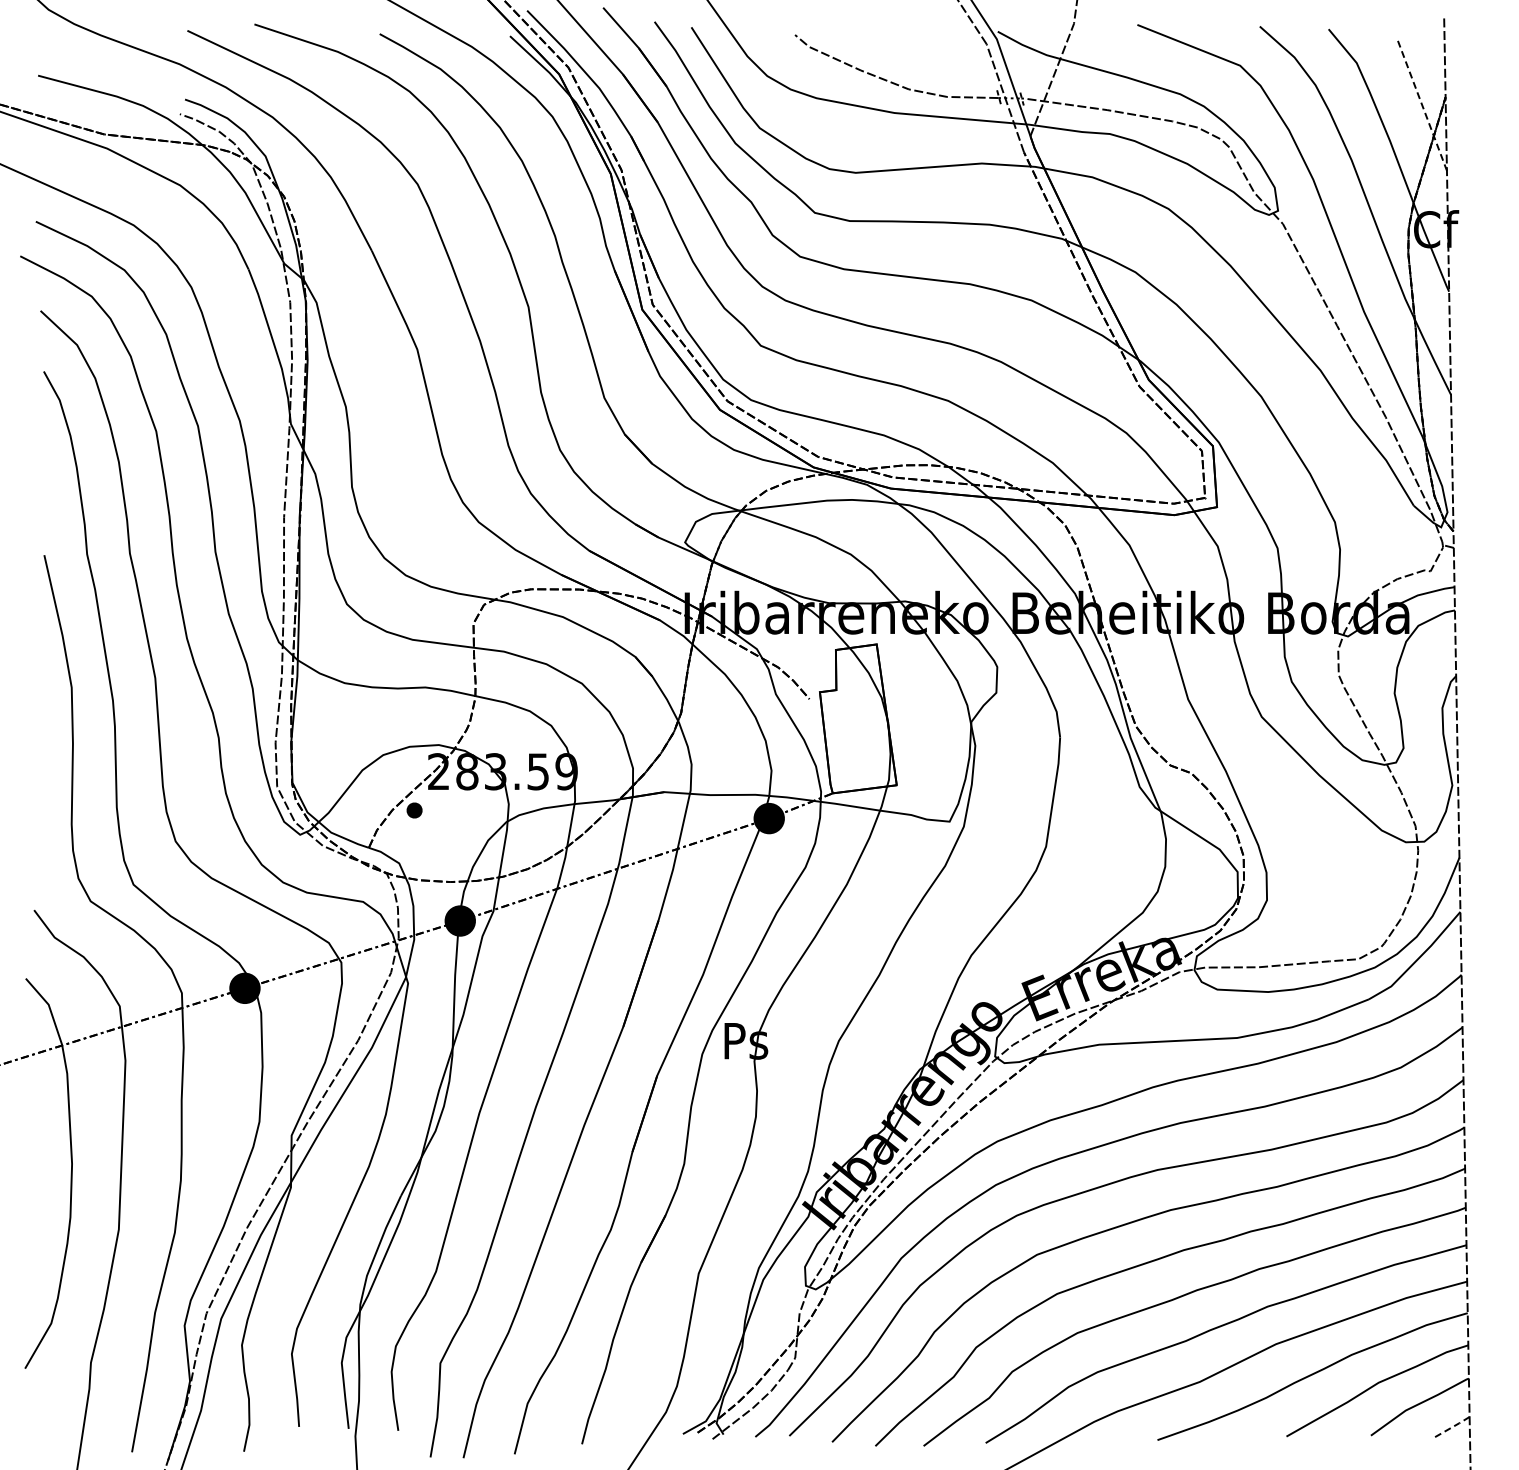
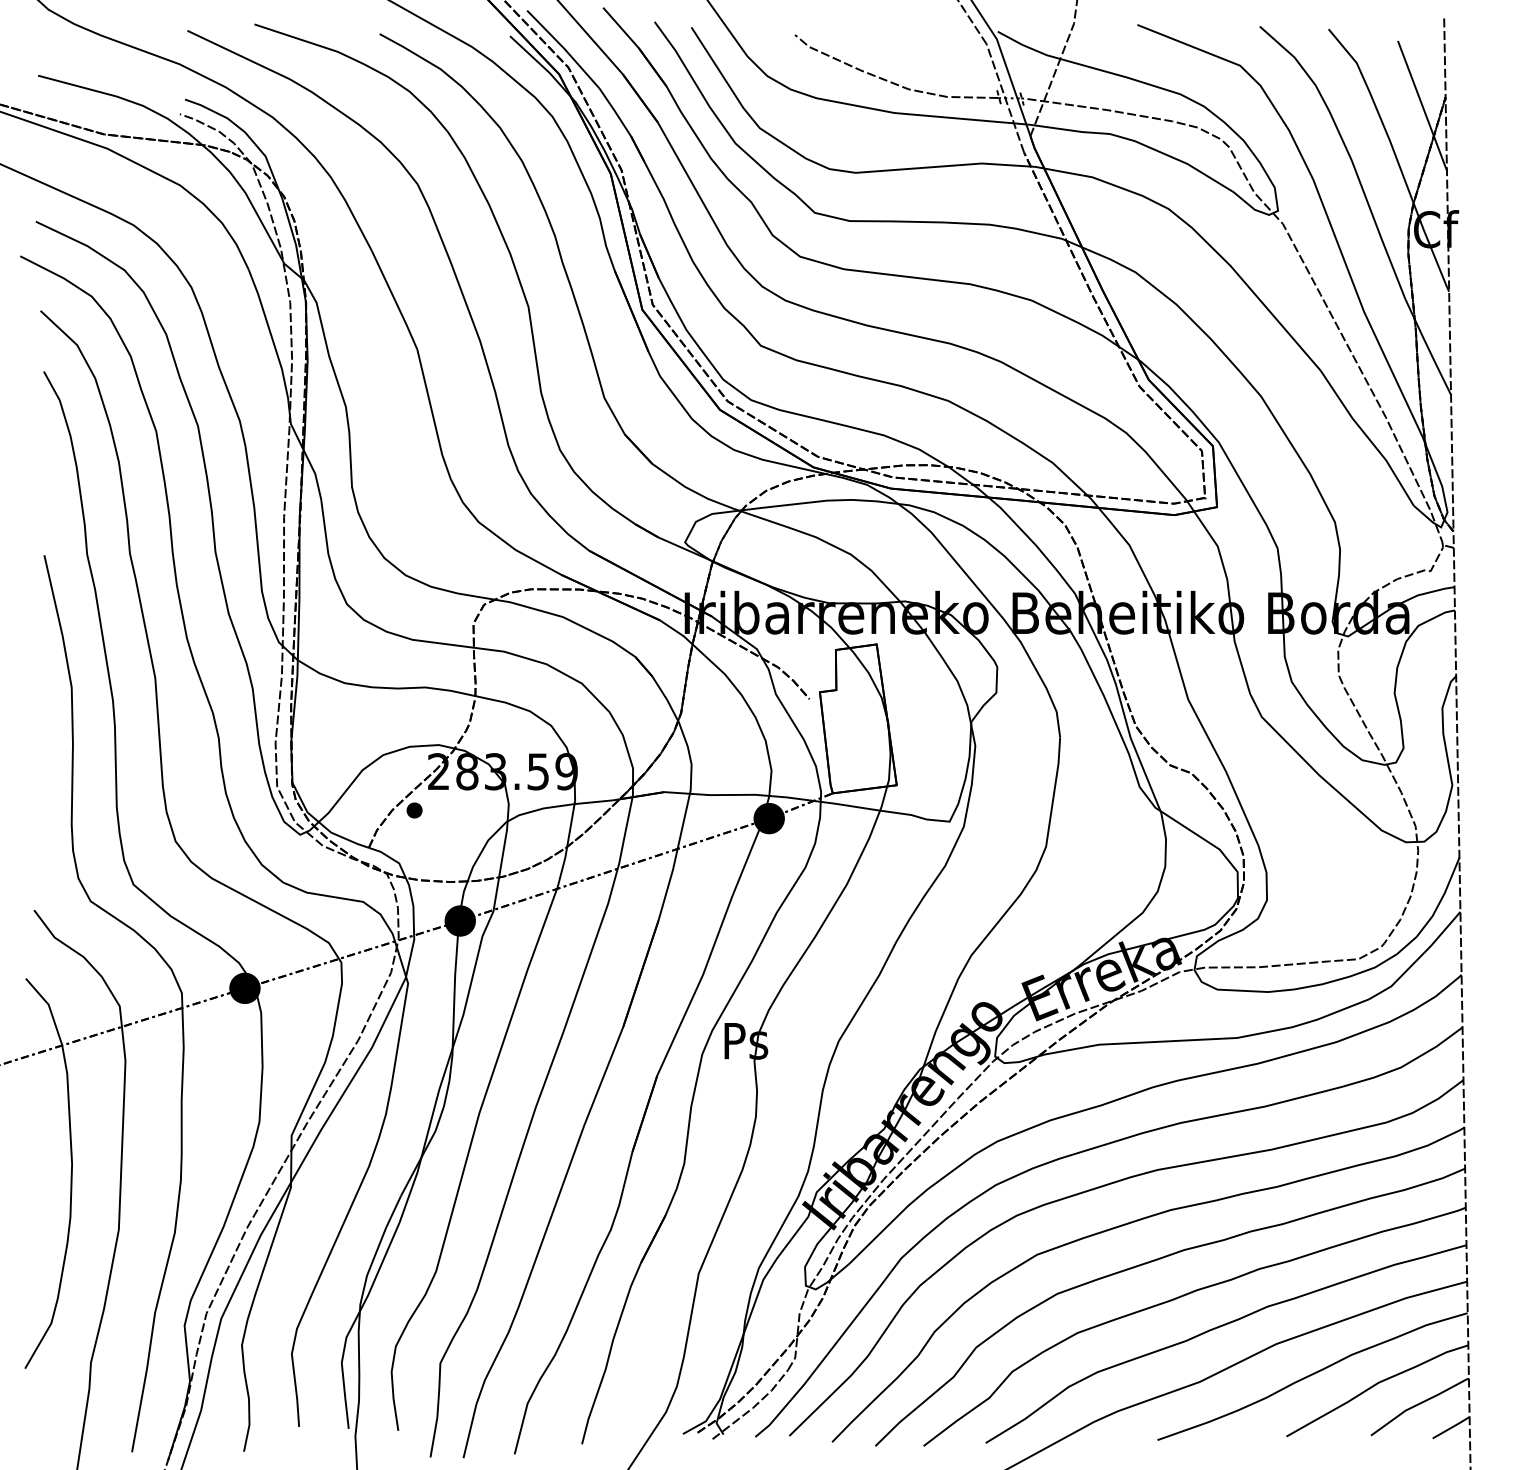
line: dashed -> solid (1422, 106)
line: dashed -> solid (1451, 1427)
